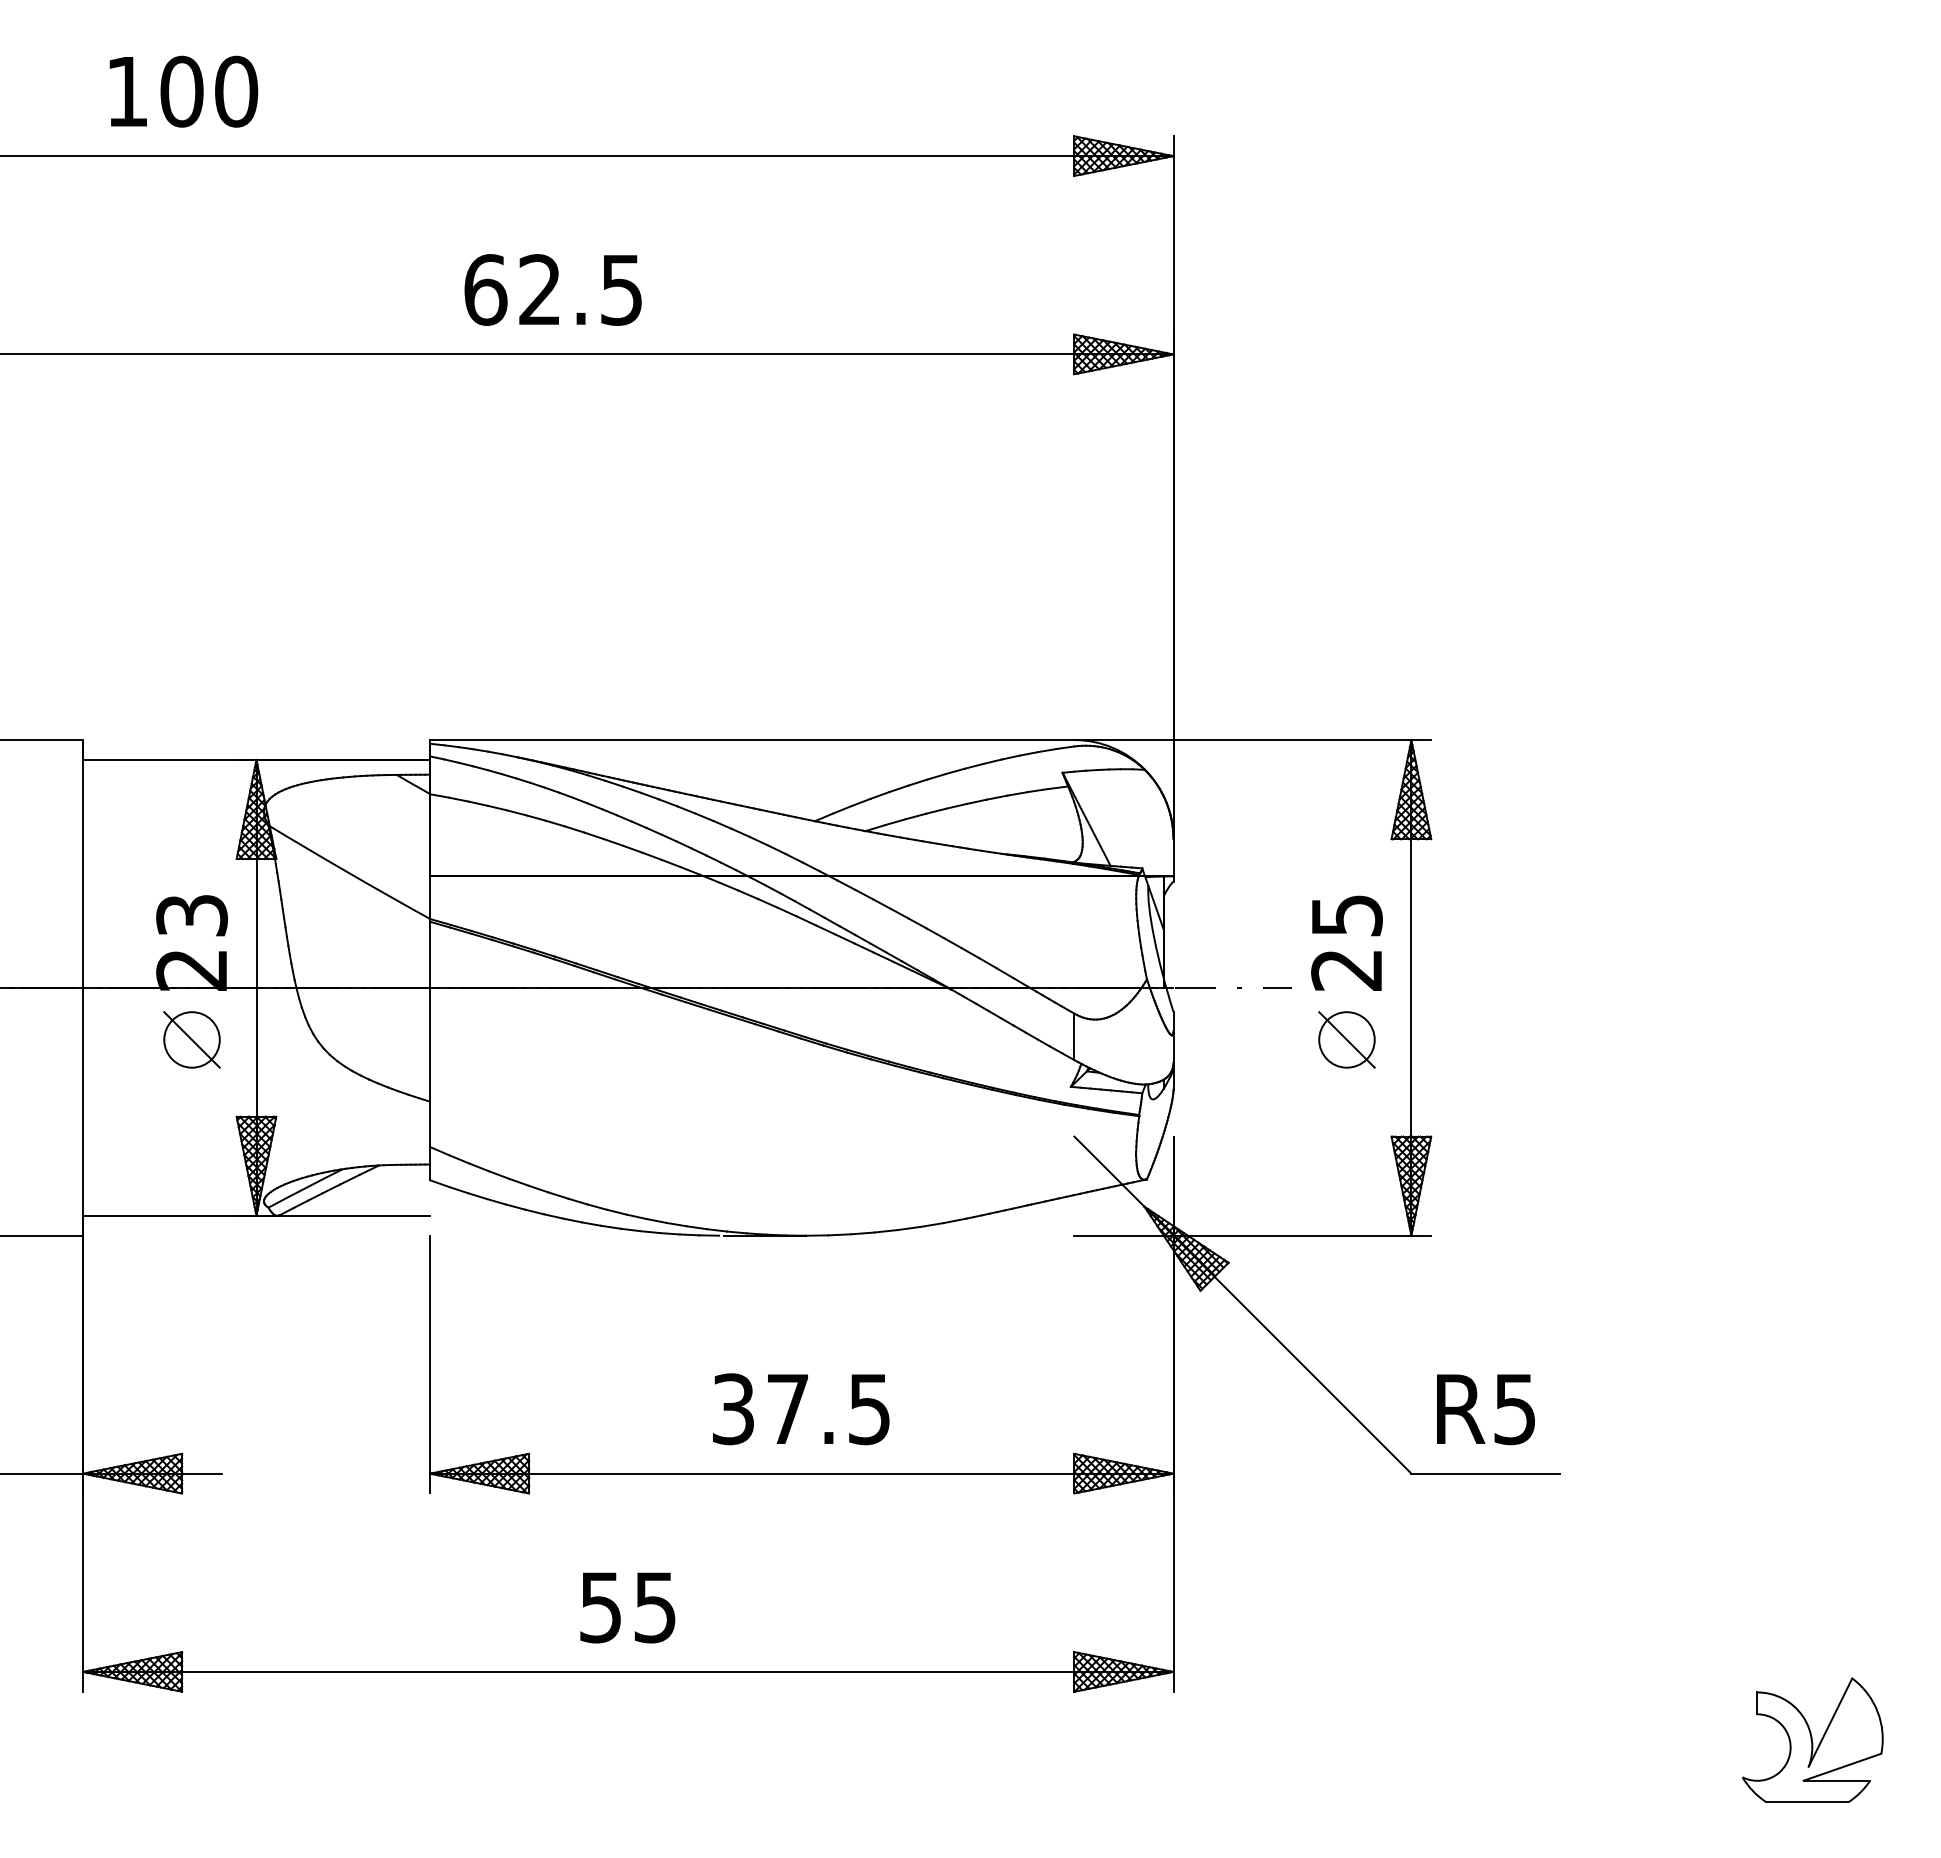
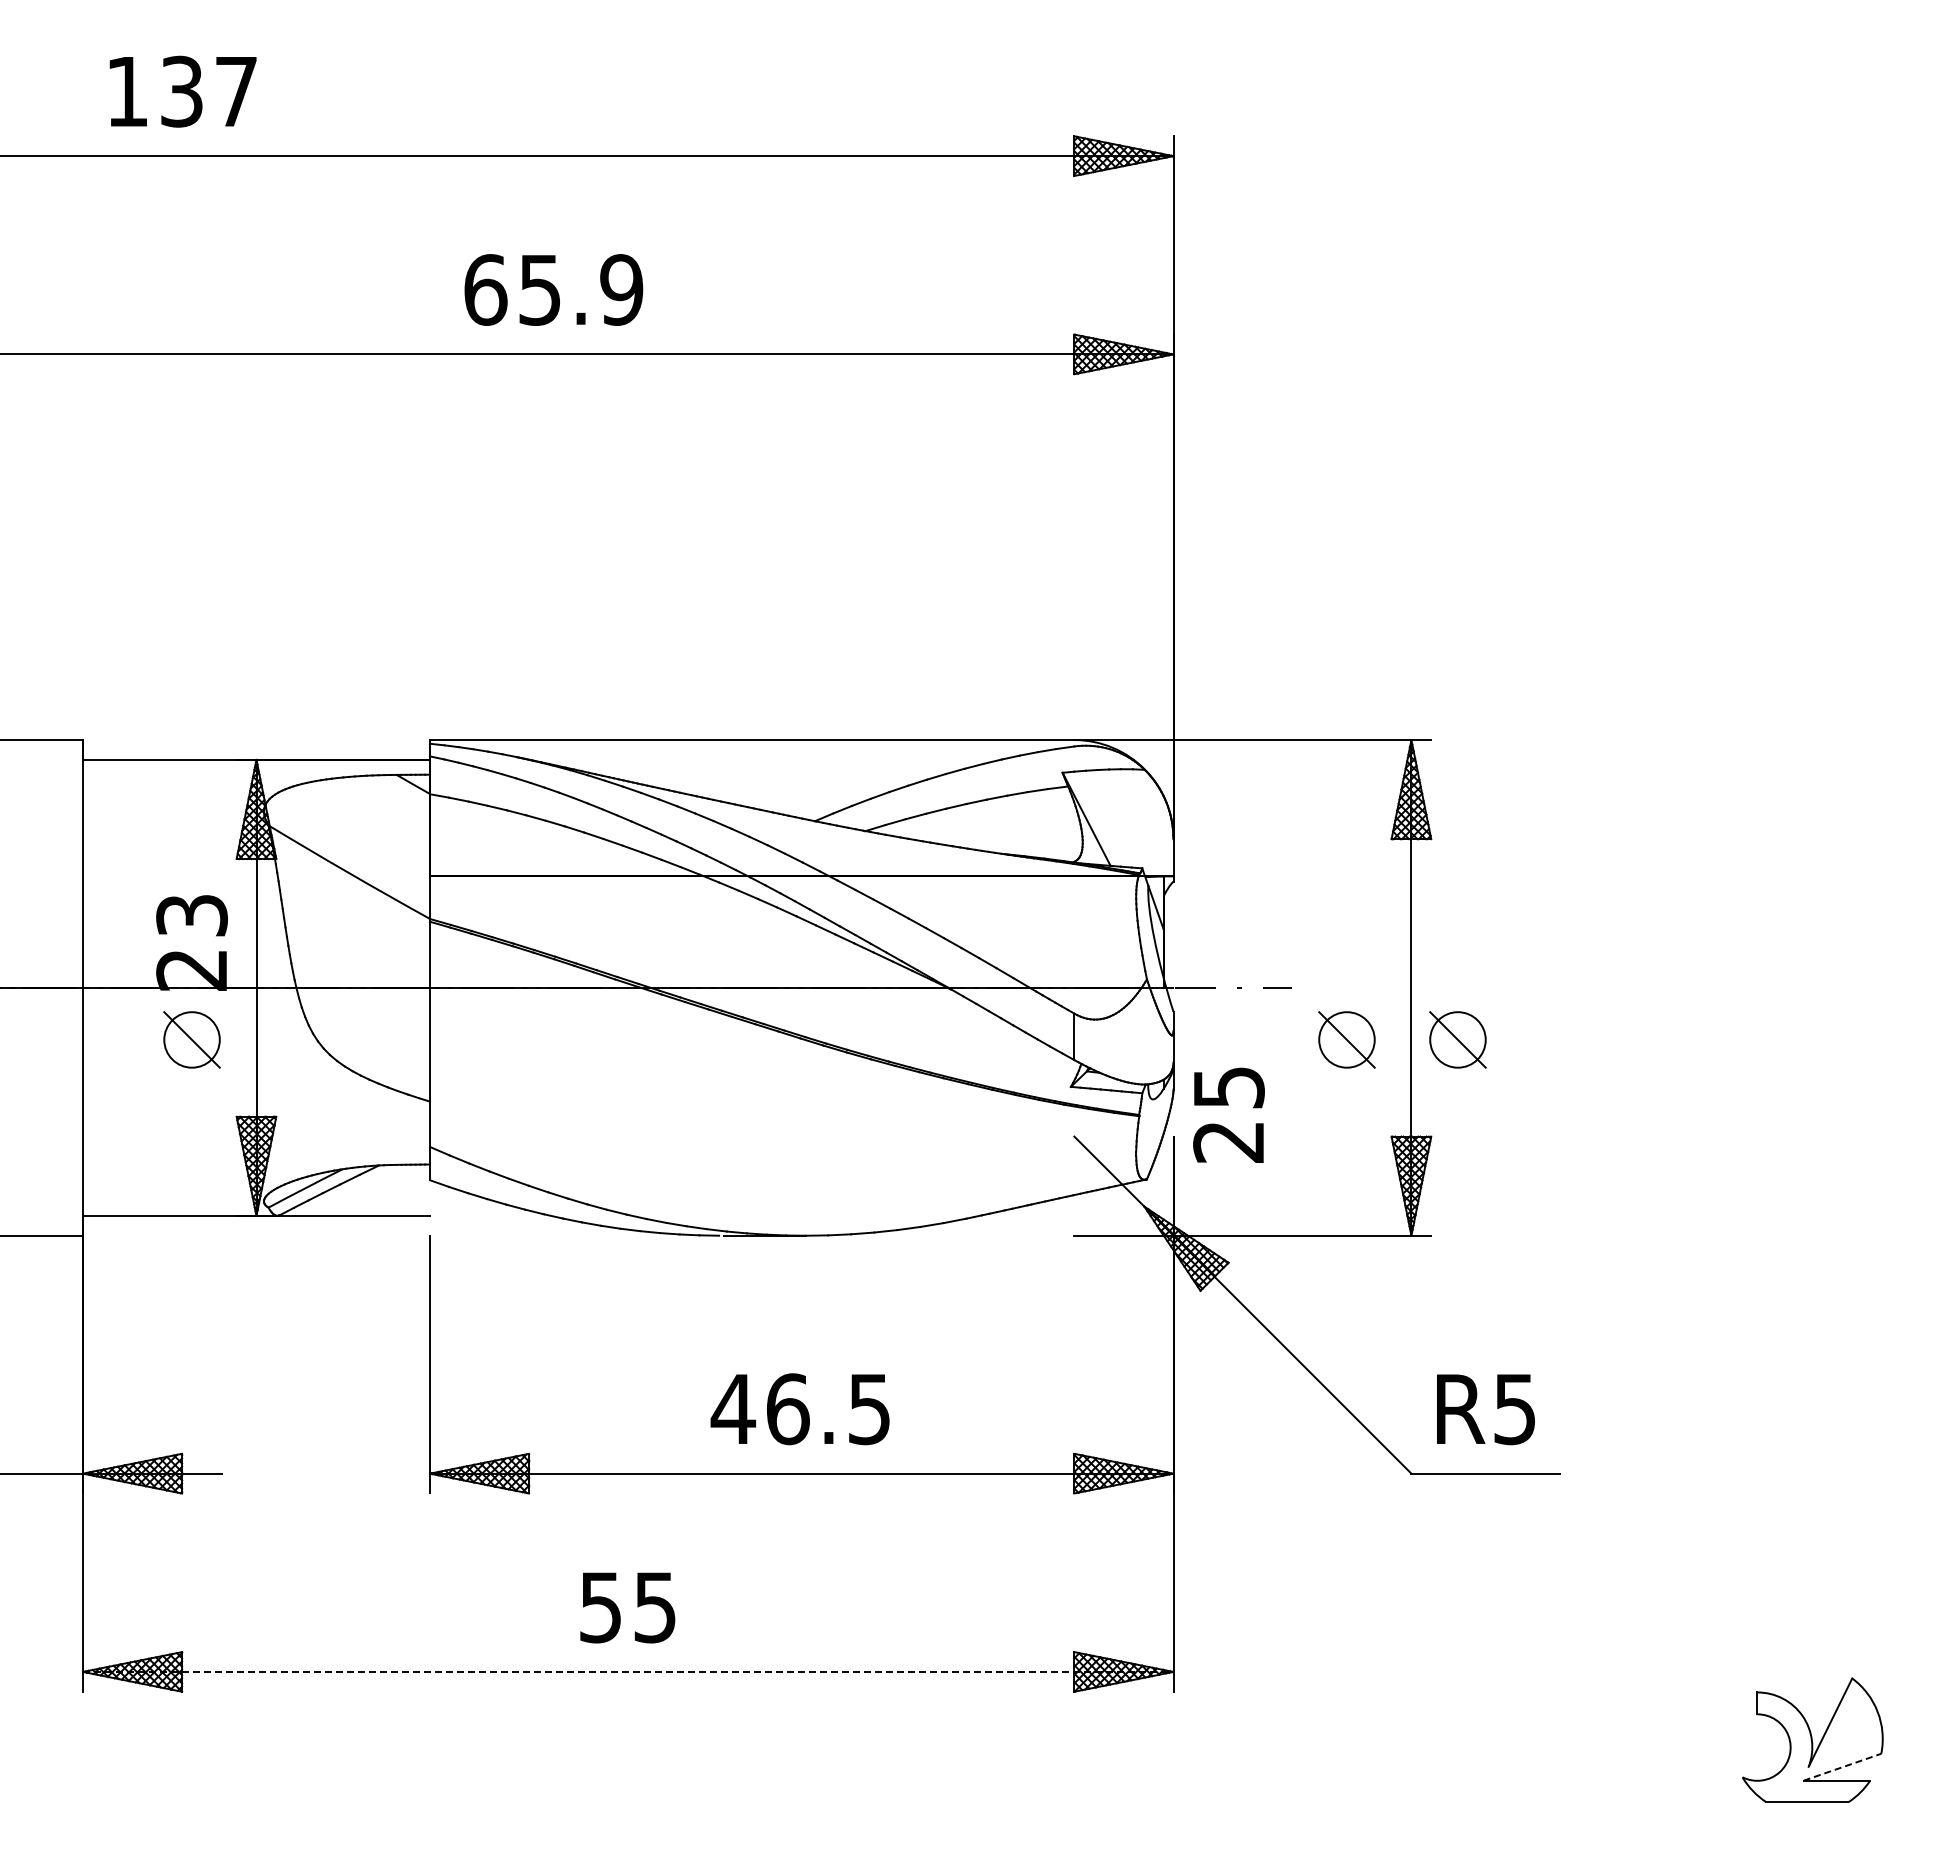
text: 100 -> 137 (209, 91)
text: 62.5 -> 65.9 (581, 289)
text position: (1346, 942) -> (1228, 1114) (1228, 1114)
part: none -> present (1457, 1039)
text: 37.5 -> 46.5 (759, 1409)
line: solid -> dashed (628, 1671)
line: solid -> dashed (1842, 1767)
